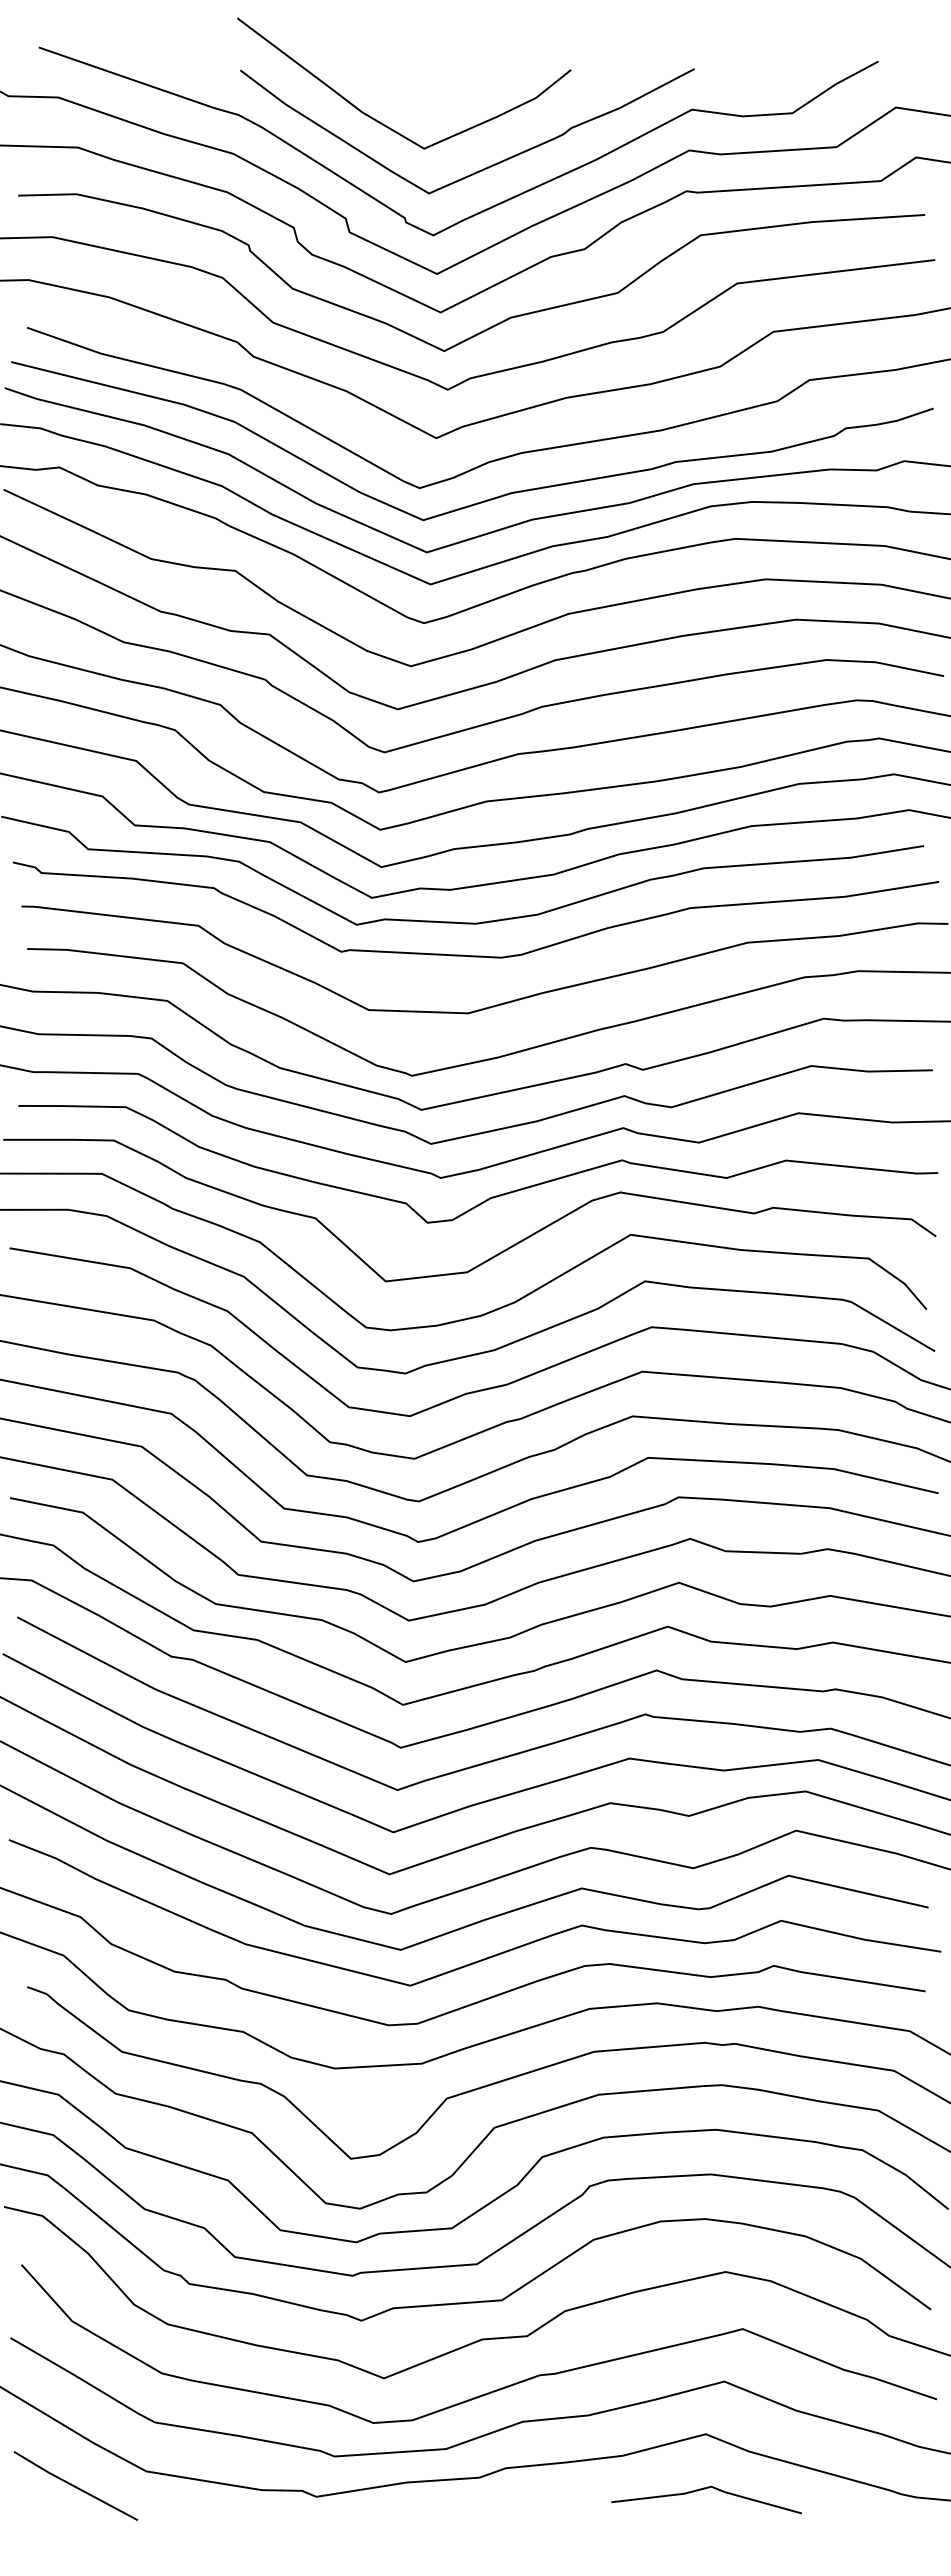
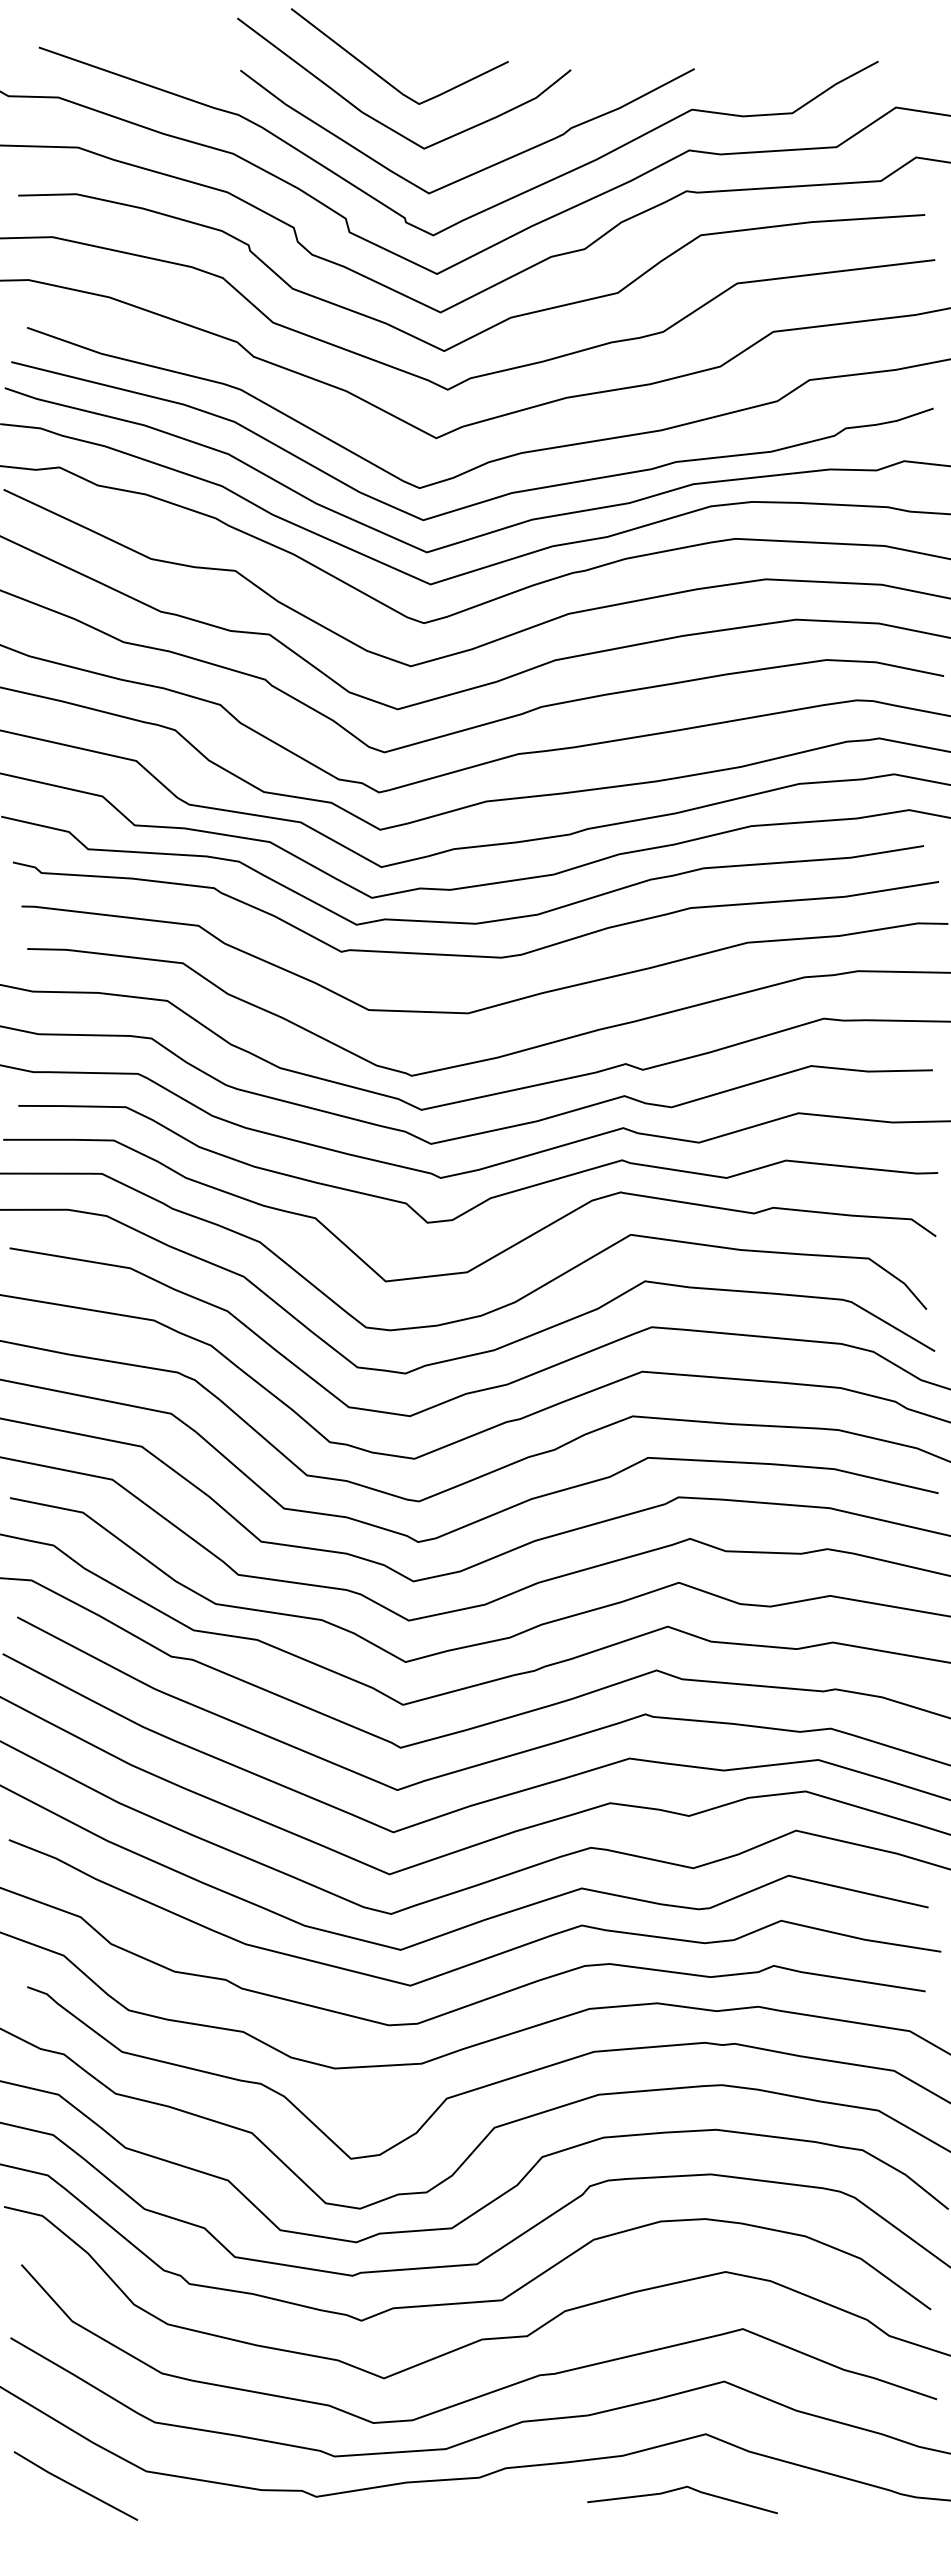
line: none -> present (381, 76)
line position: (705, 2489) -> (681, 2489) (681, 2489)
